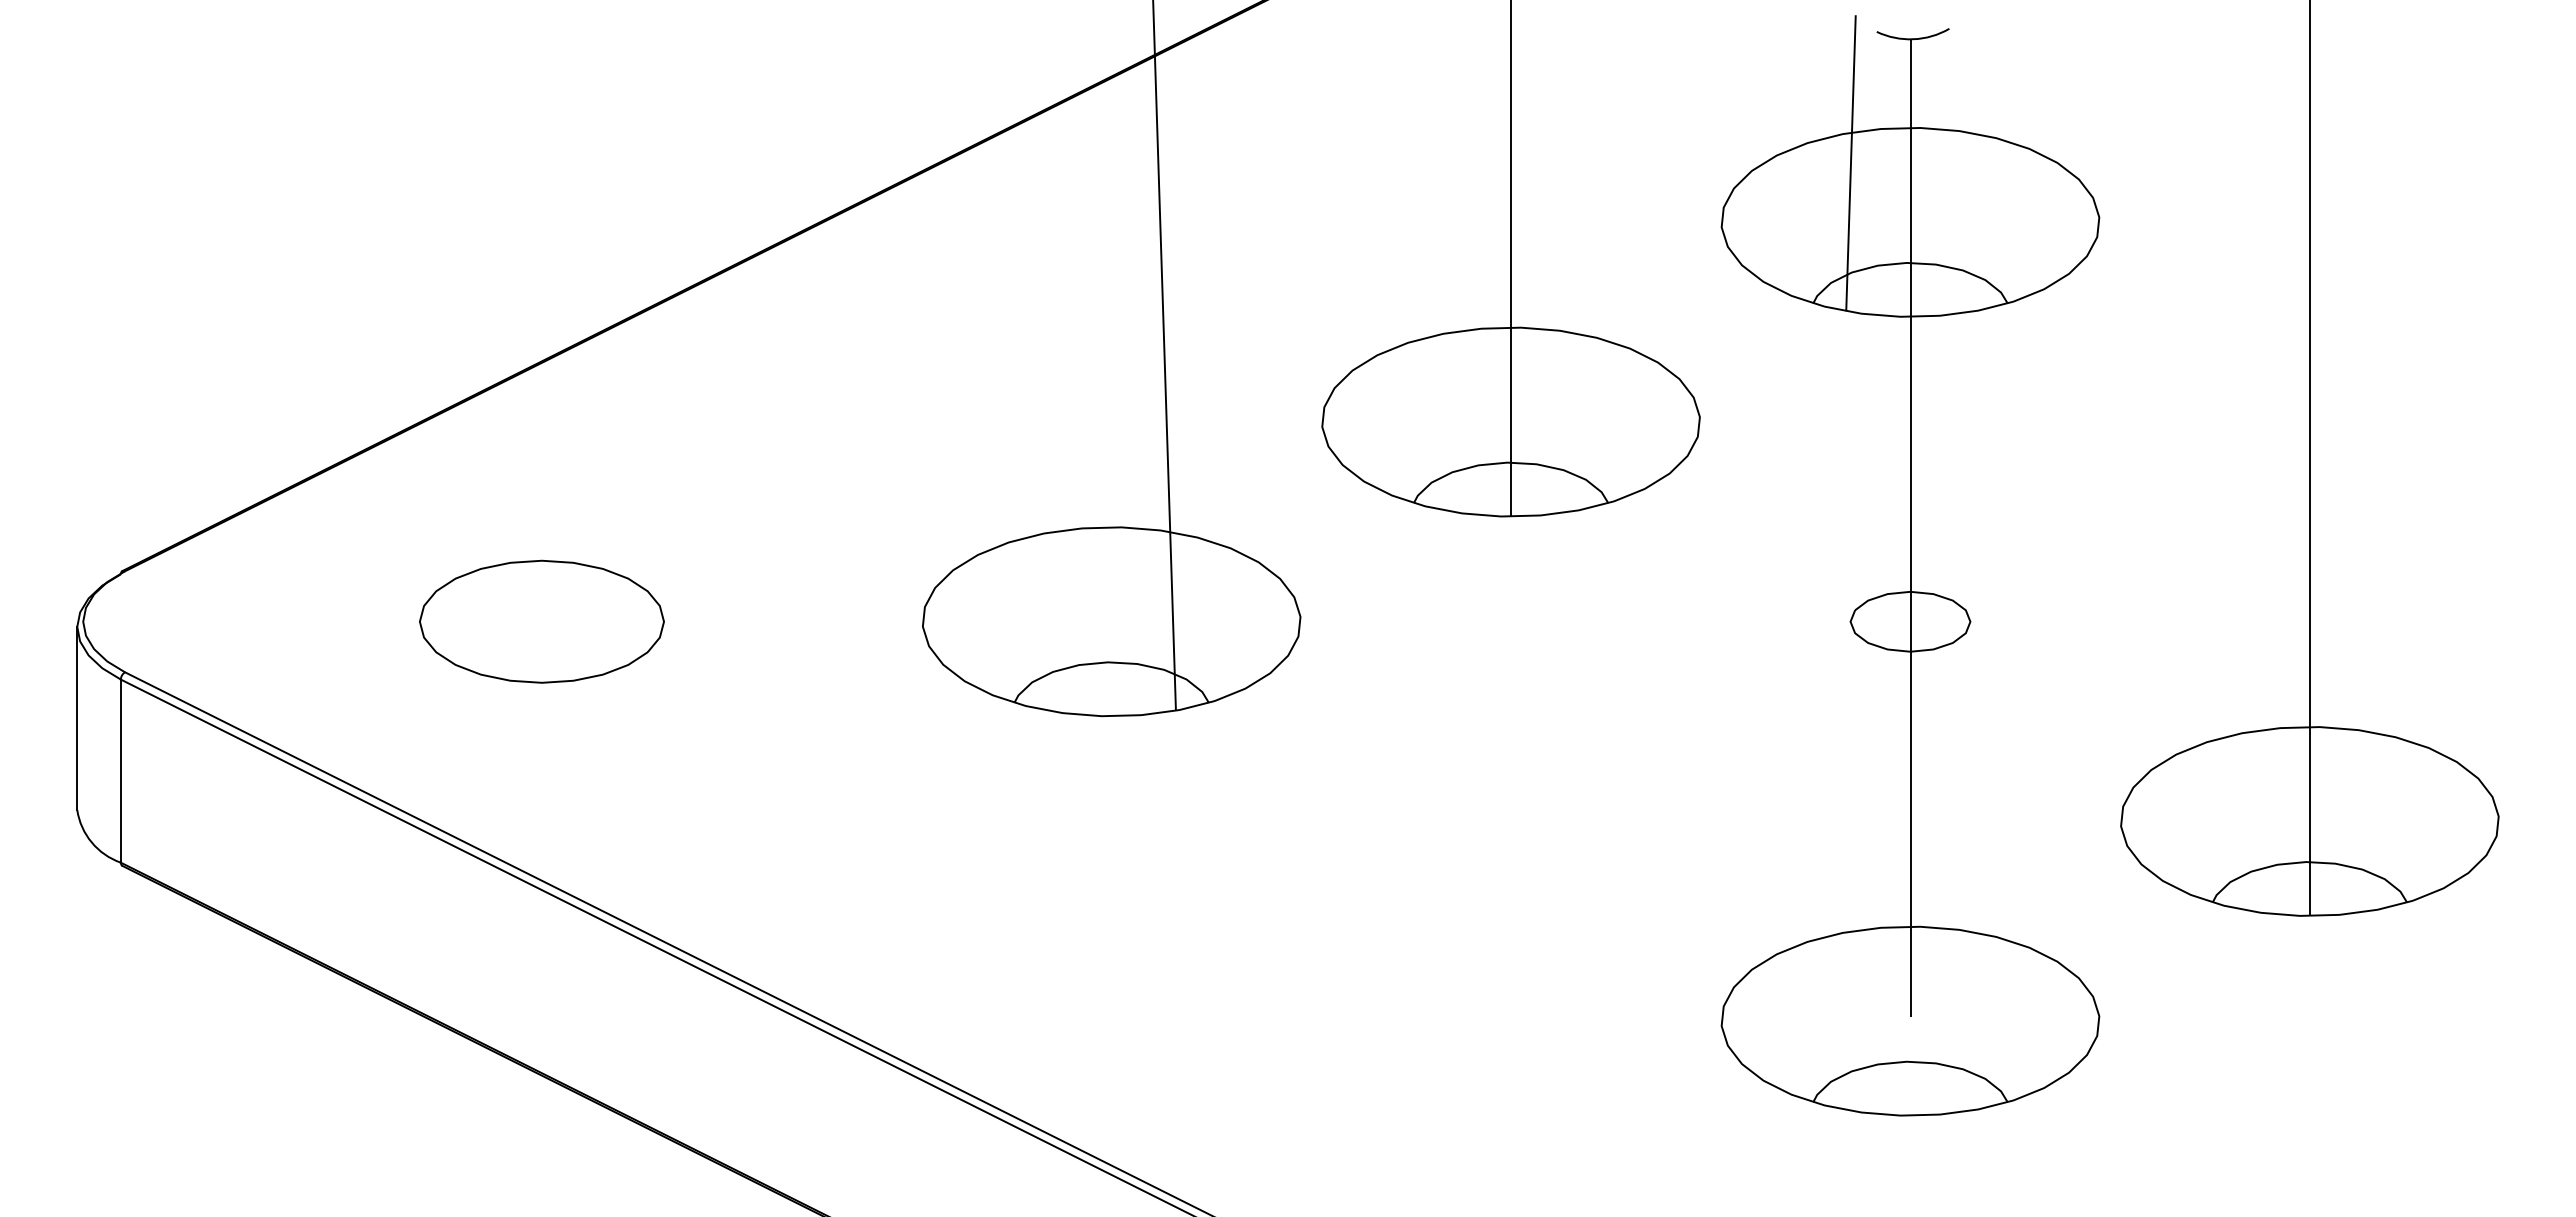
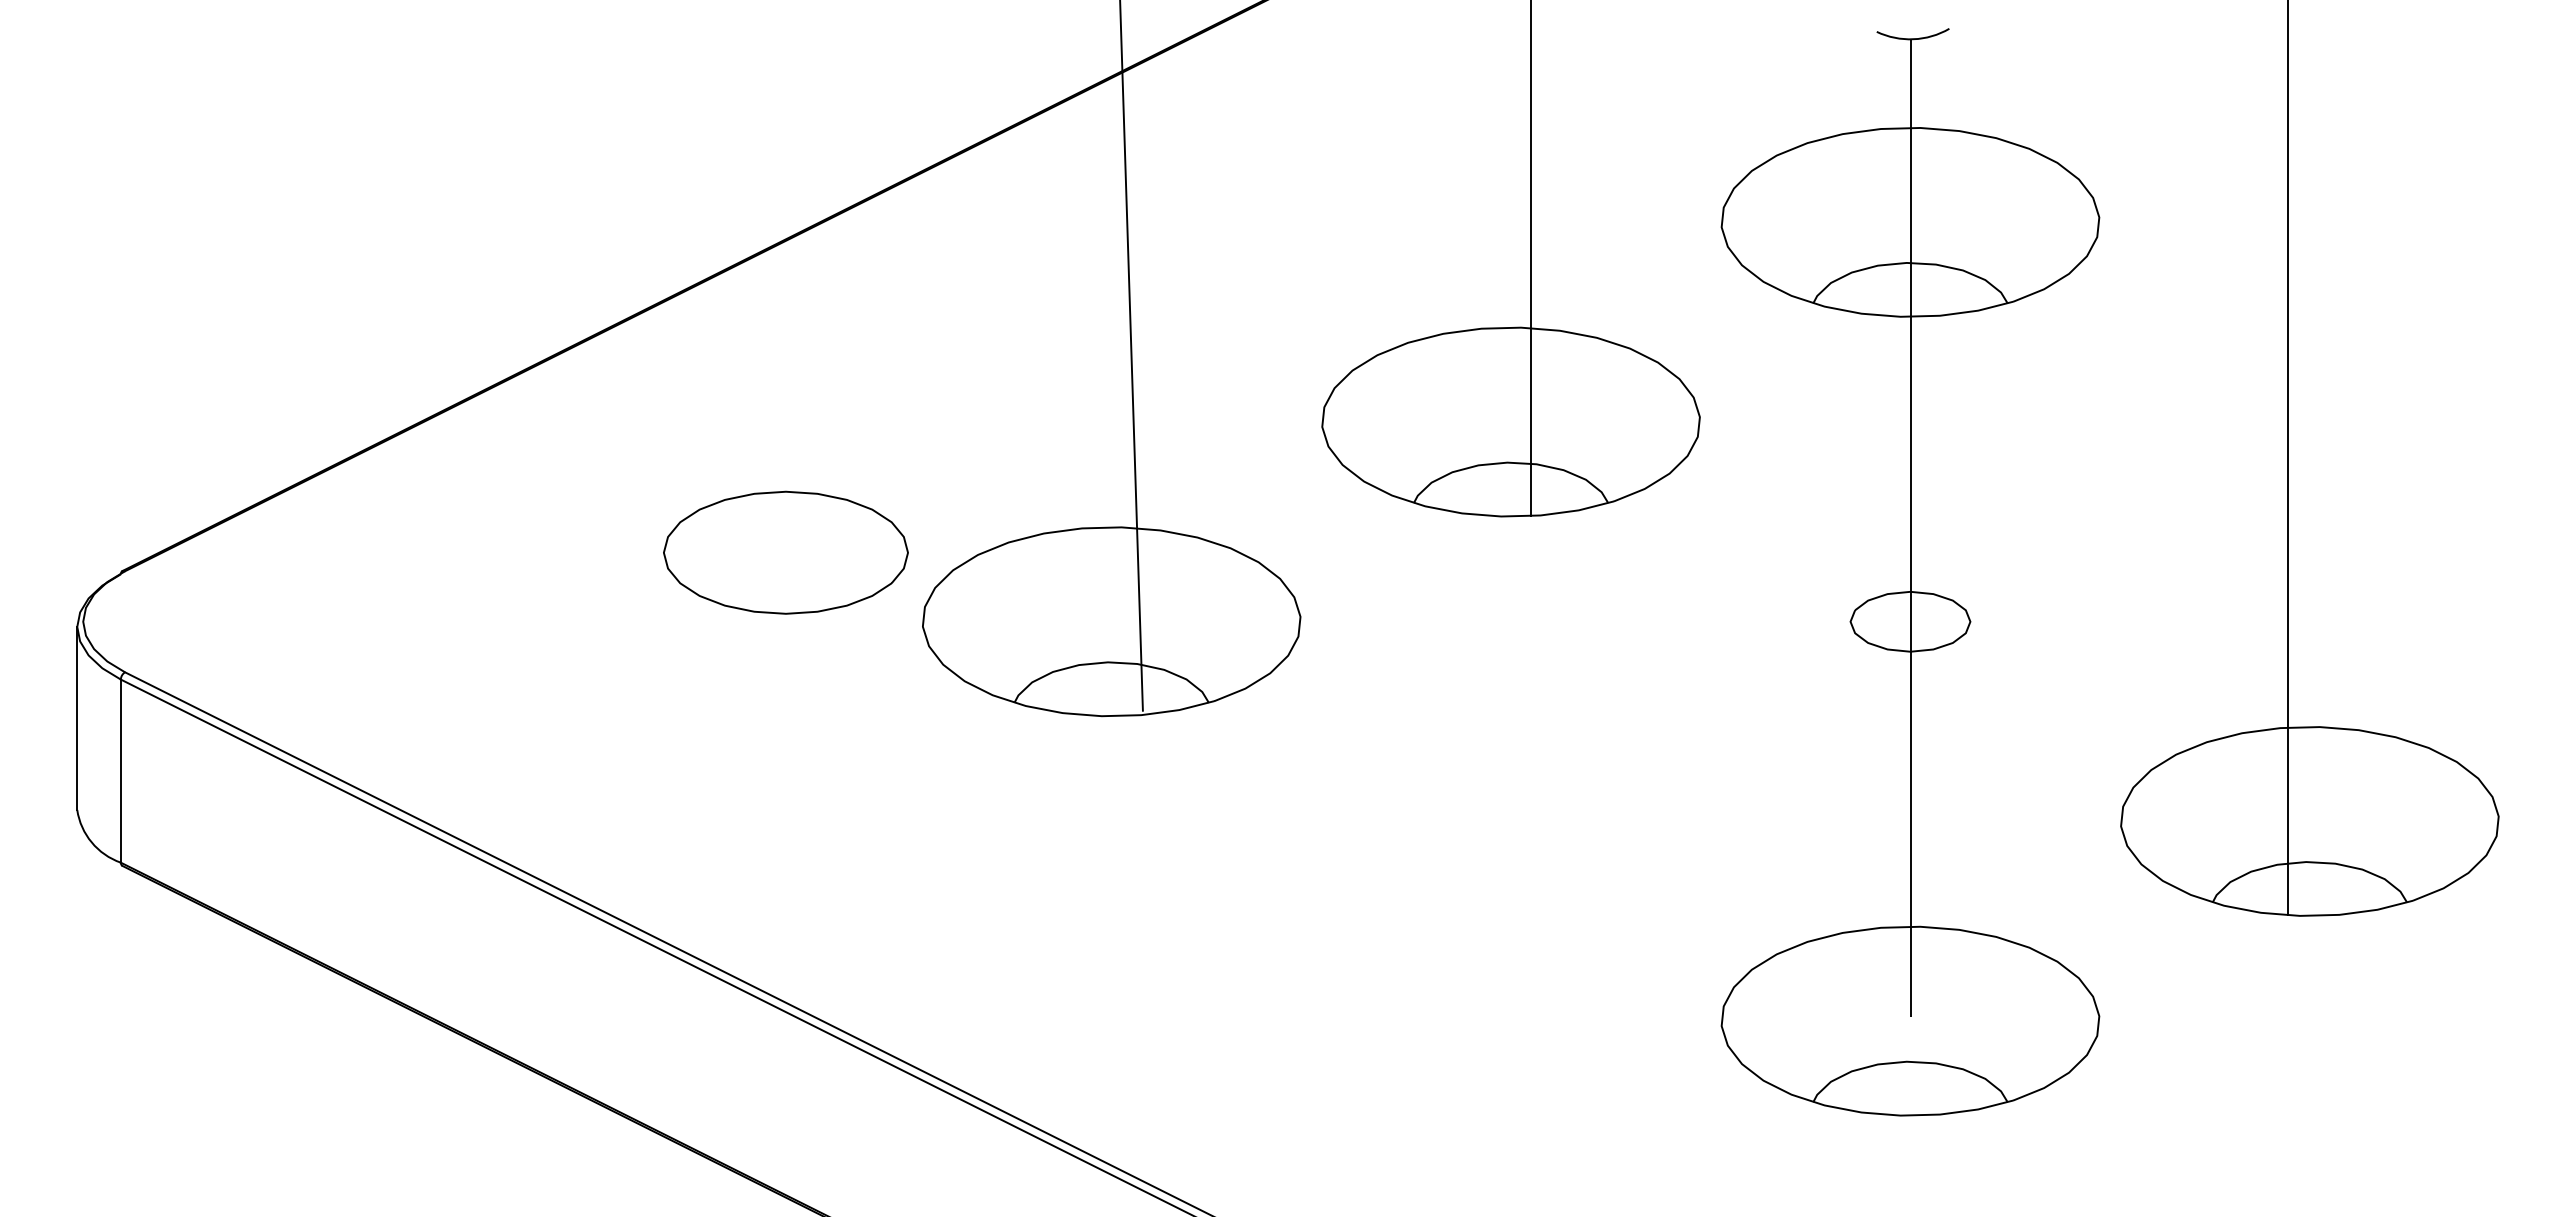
line: present -> none (1850, 163)
line position: (1511, 259) -> (1531, 259) (1531, 259)
line position: (1164, 356) -> (1131, 356) (1131, 356)
line position: (2309, 459) -> (2287, 459) (2287, 459)
part position: (541, 621) -> (785, 552) (785, 552)
